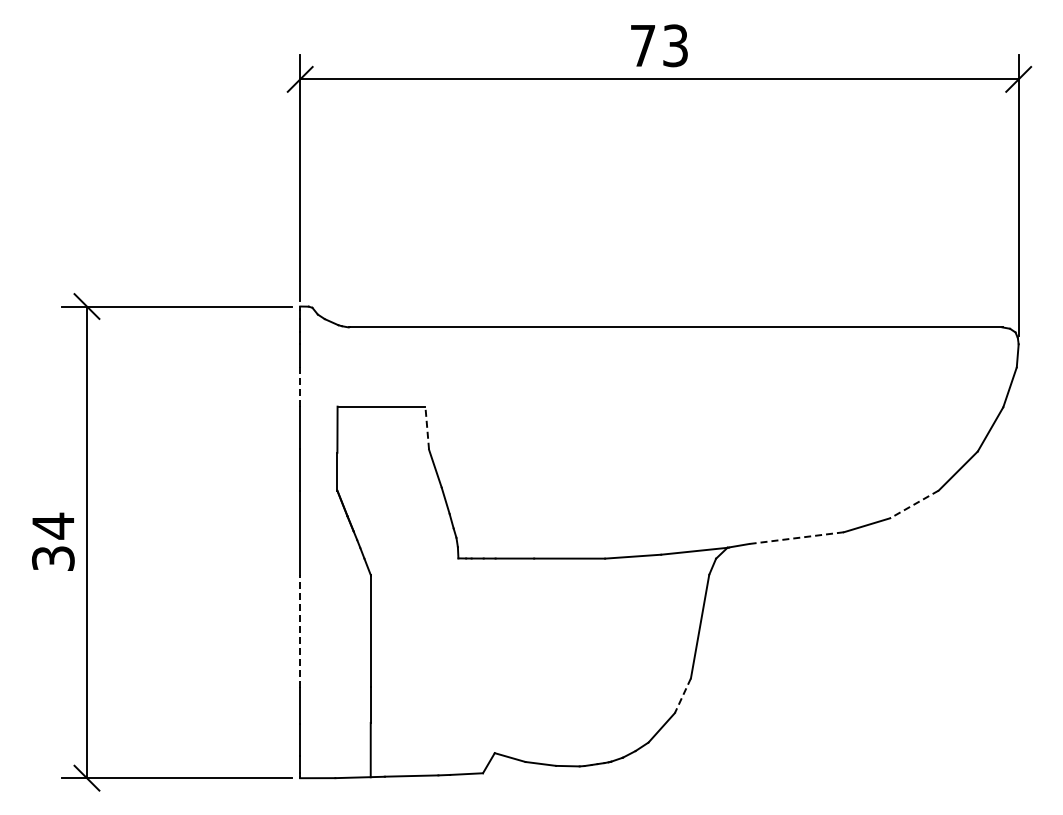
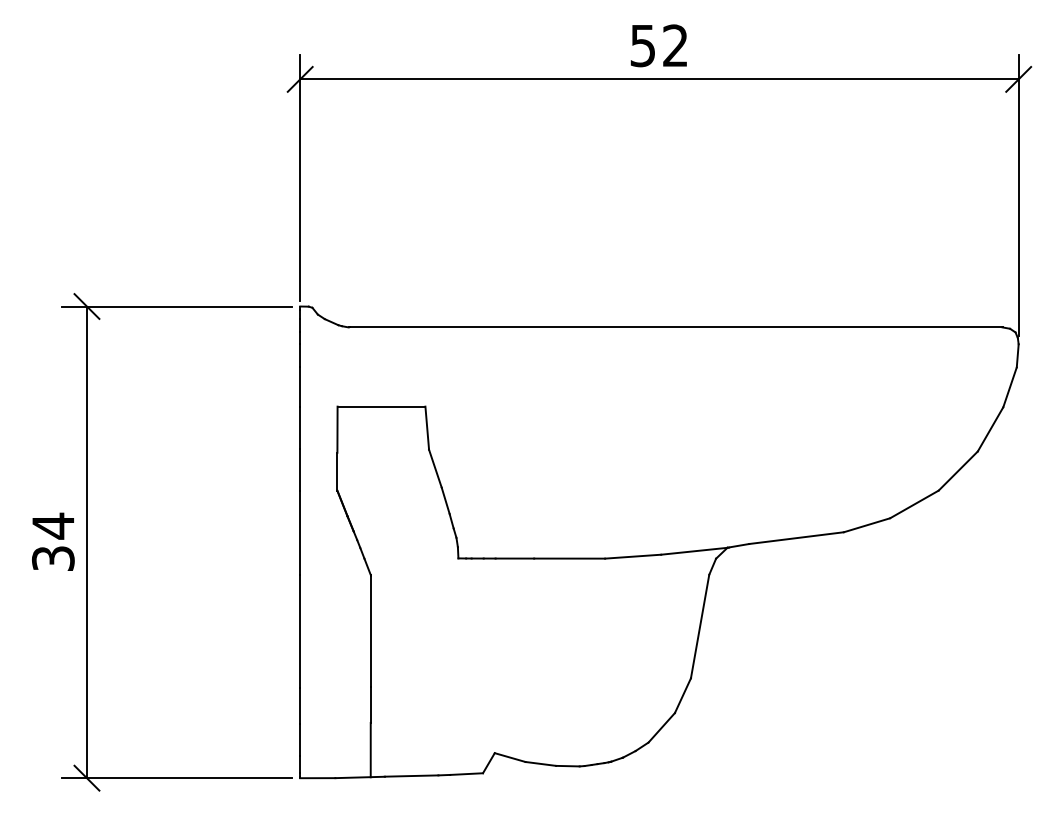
text: 73 -> 52 (658, 45)
line: dashed -> solid (300, 387)
line: dashed -> solid (427, 428)
line: dashed -> solid (914, 504)
line: dashed -> solid (796, 538)
line: dashed -> solid (300, 631)
line: dashed -> solid (682, 696)
